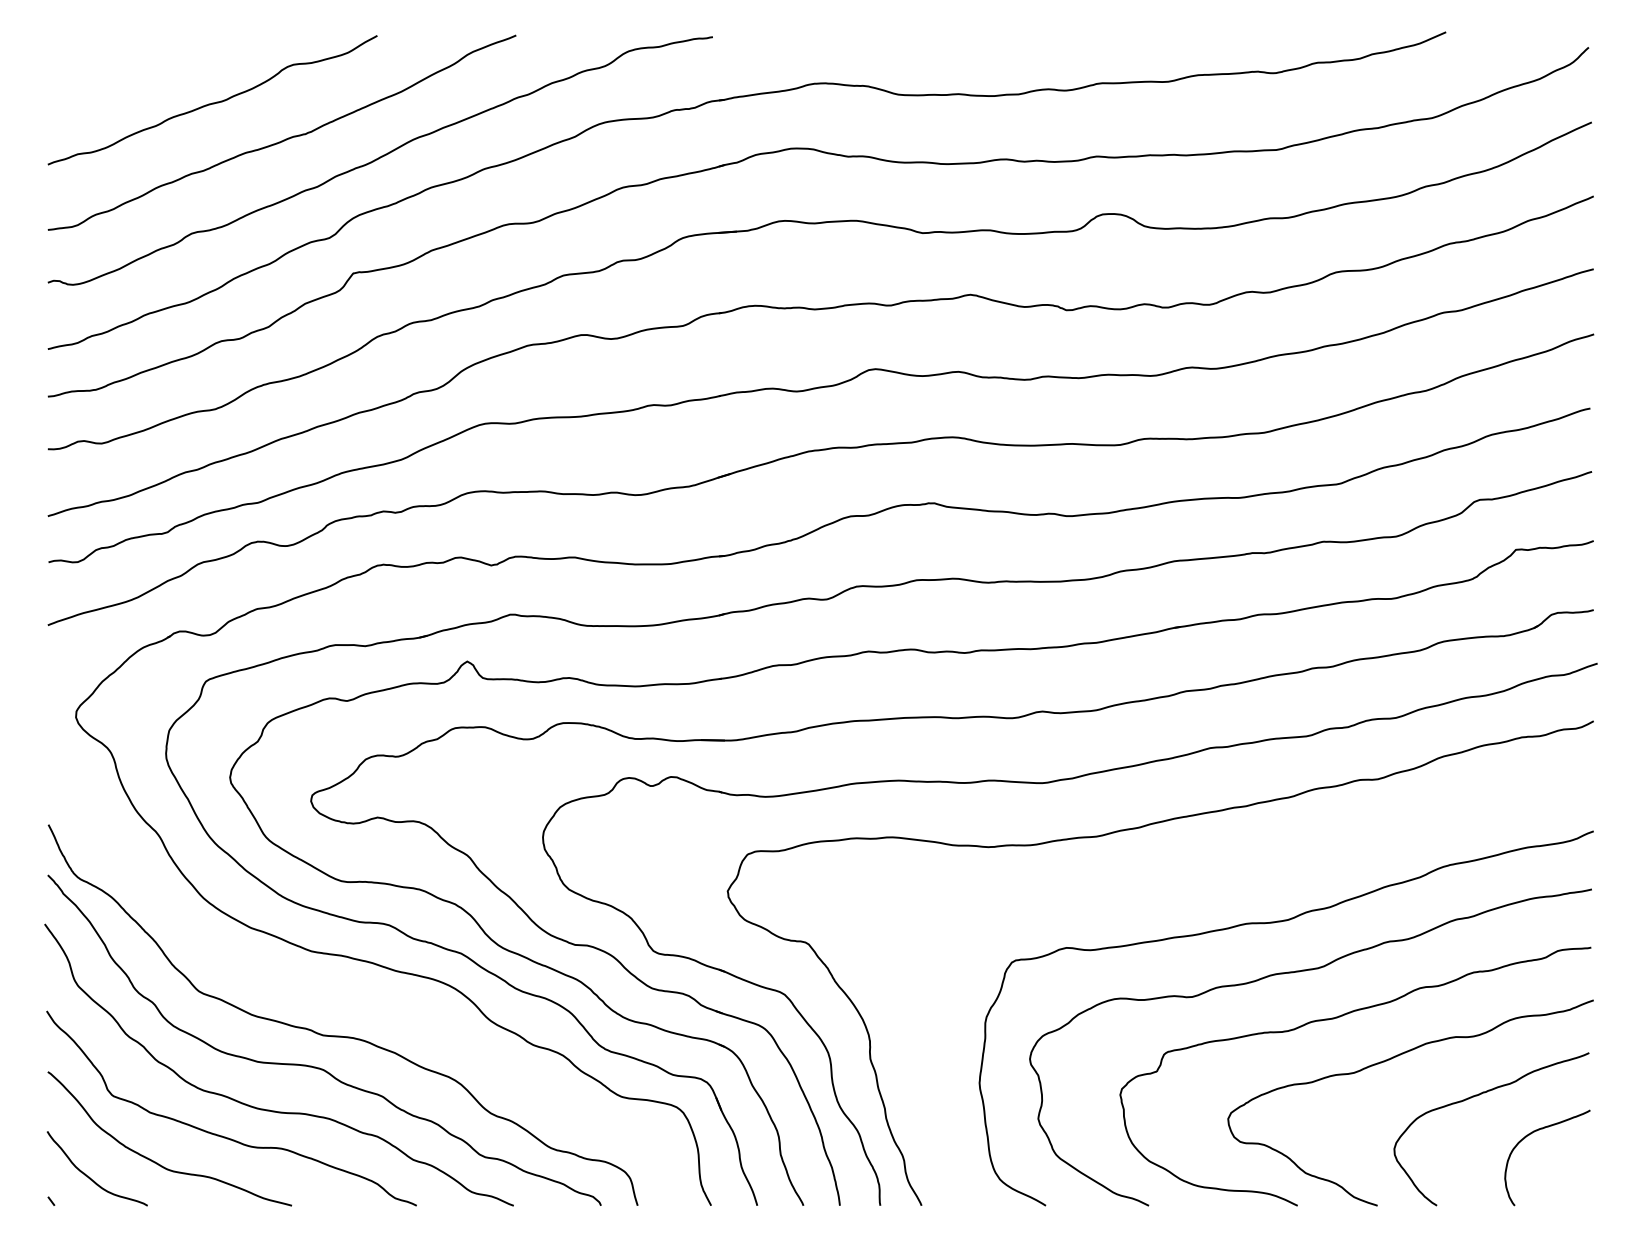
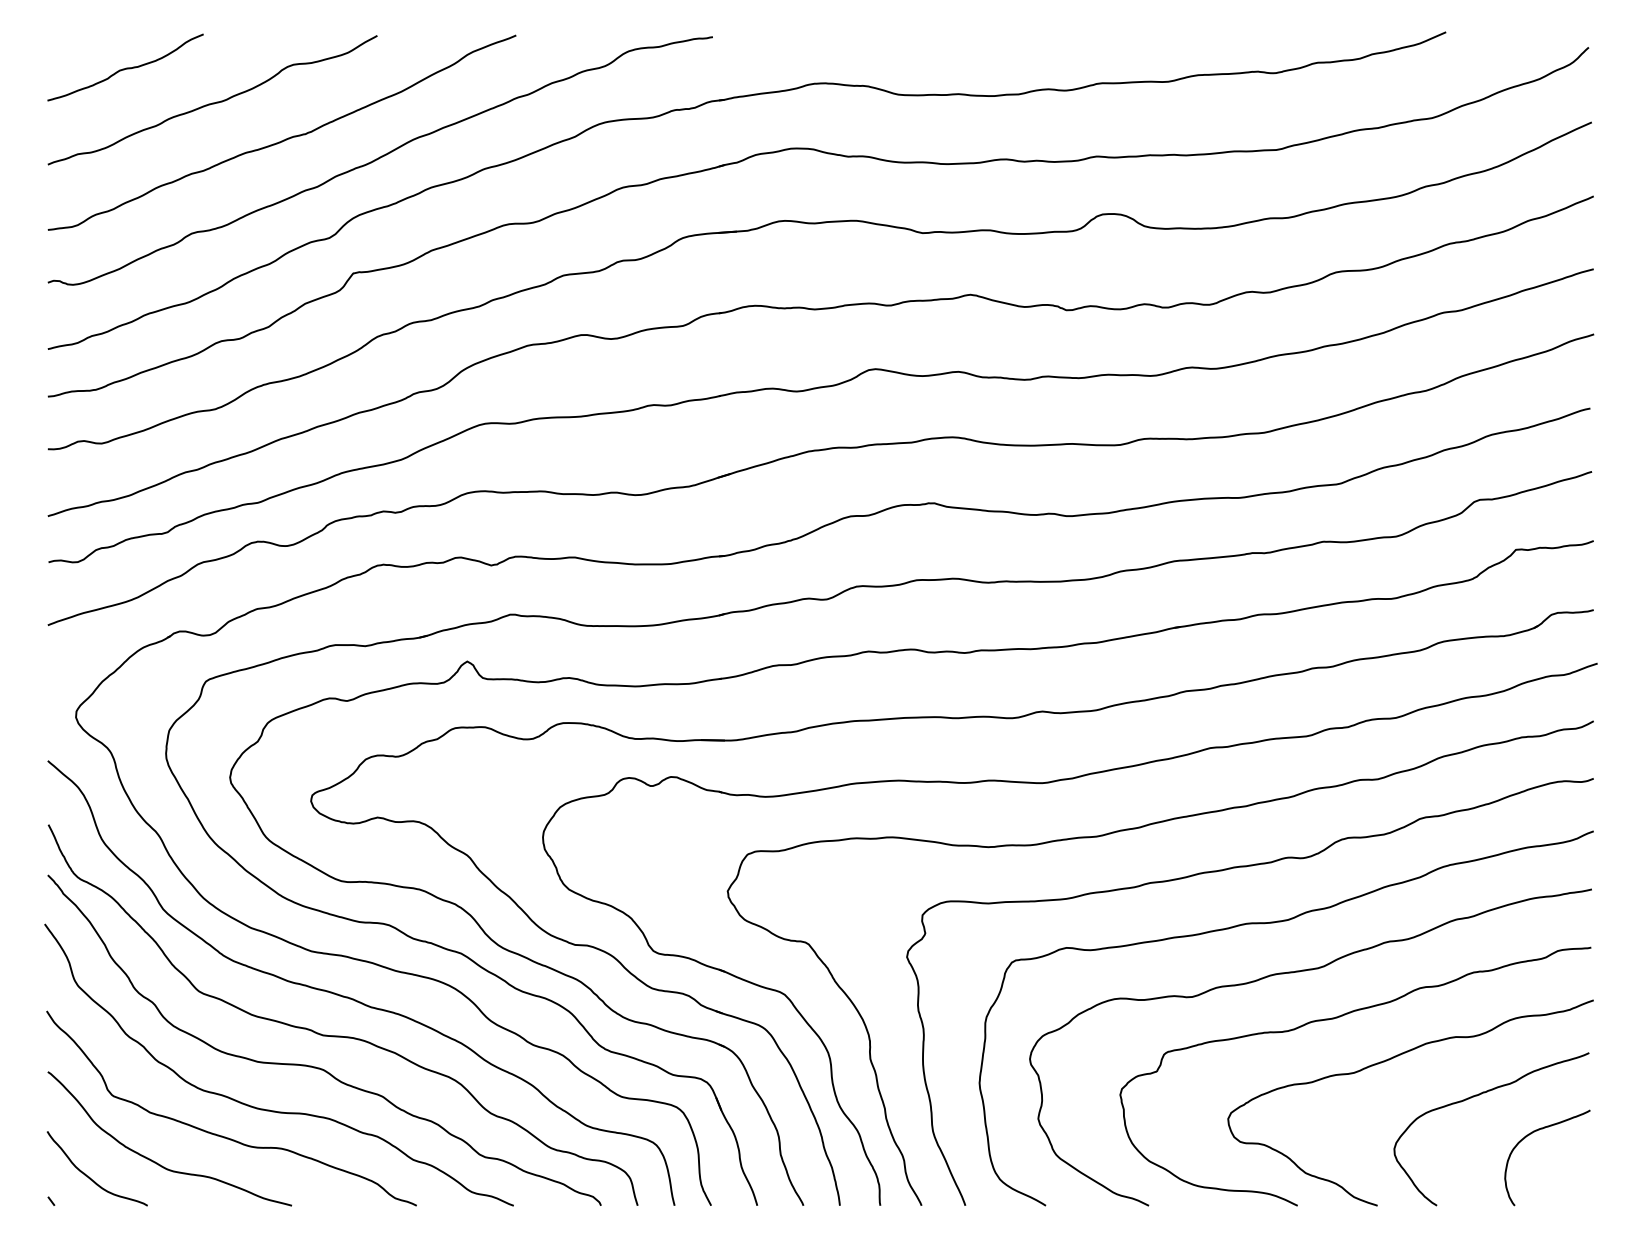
curve: none -> present (126, 67)
curve: none -> present (1222, 871)
curve: none -> present (353, 998)
